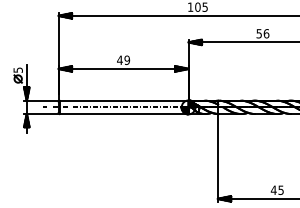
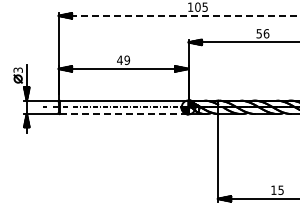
line: solid -> dashed (179, 15)
text: 5 -> 3 (17, 69)
line: solid -> dashed (124, 114)
text: 45 -> 15 (273, 189)
